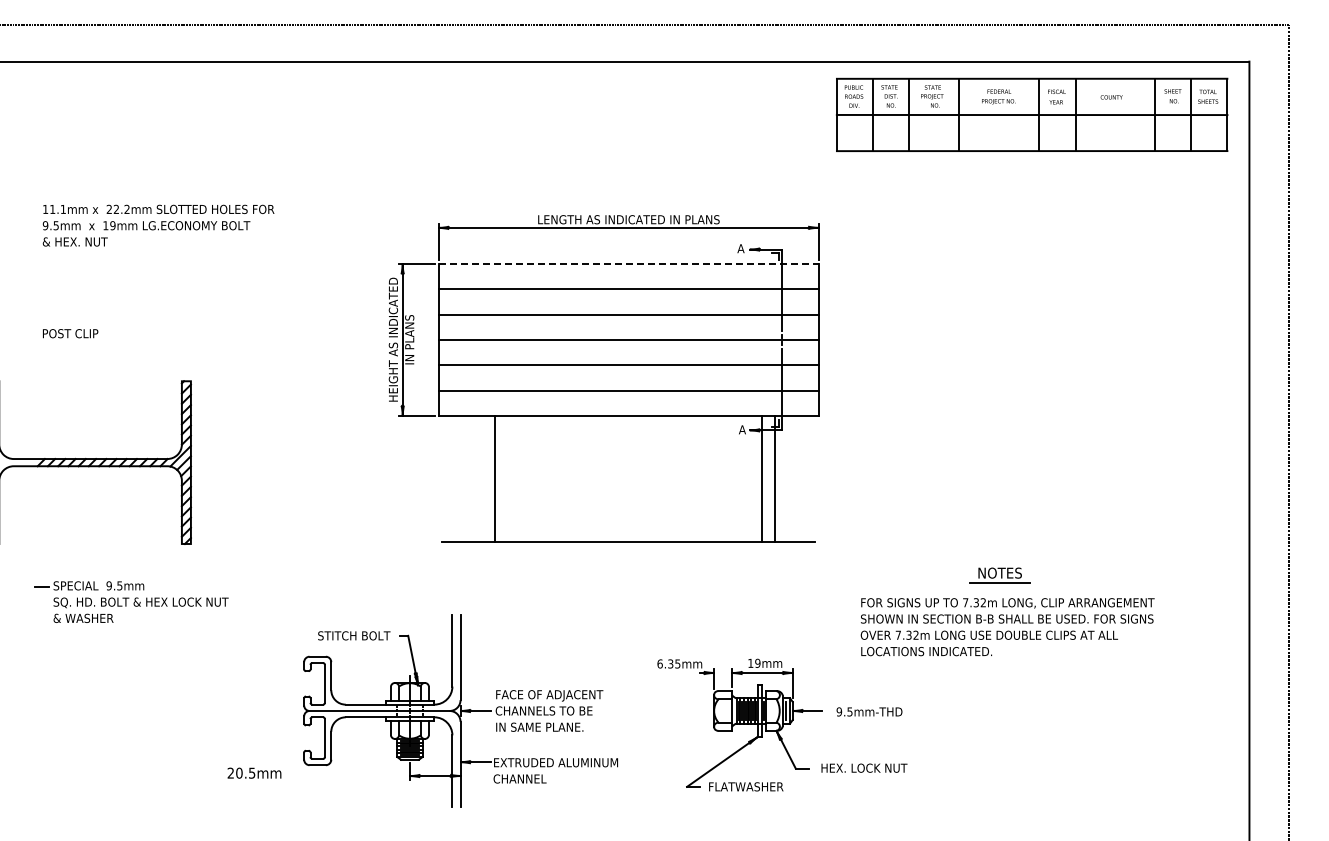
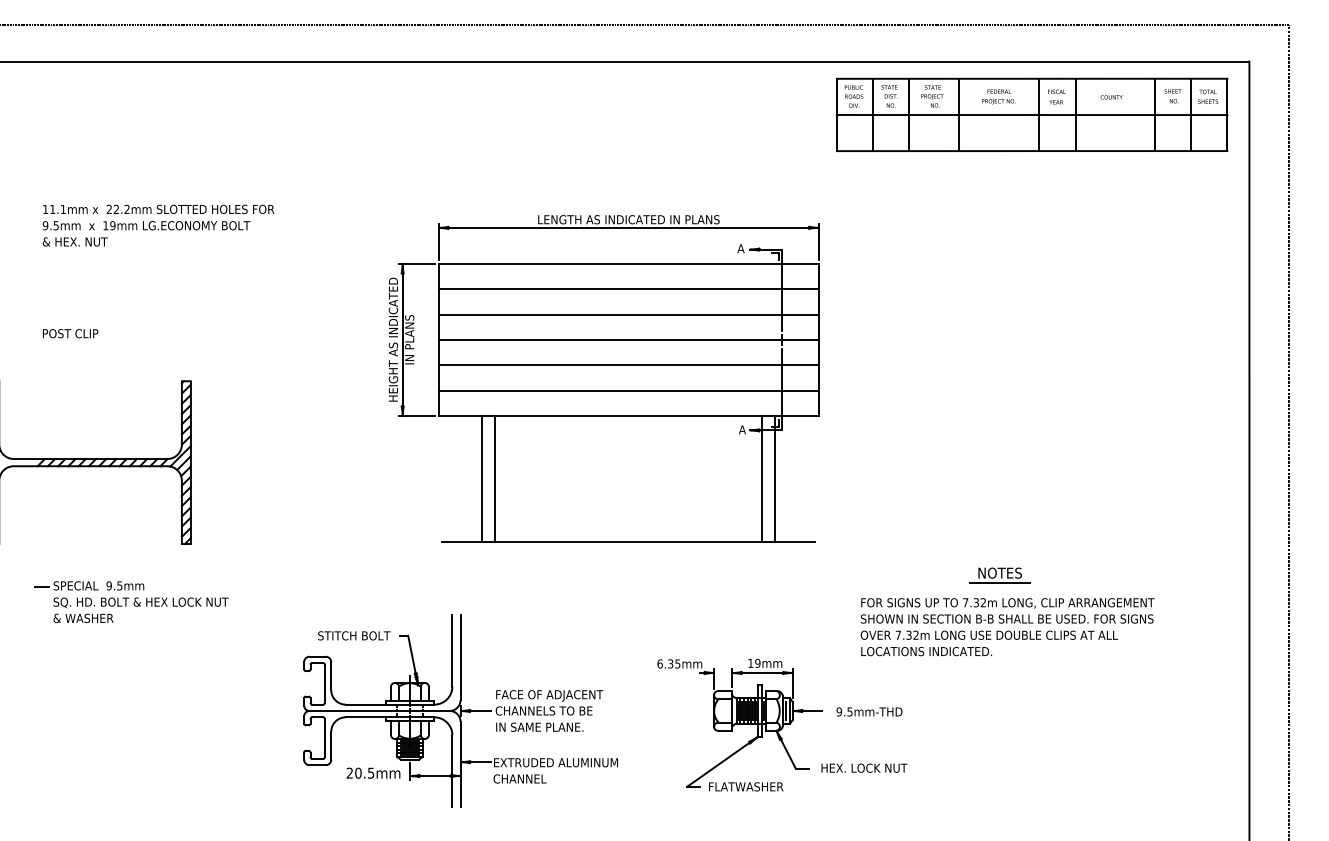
line: dashed -> solid (628, 264)
line: none -> present (482, 478)
text position: (254, 772) -> (373, 772) (373, 772)
